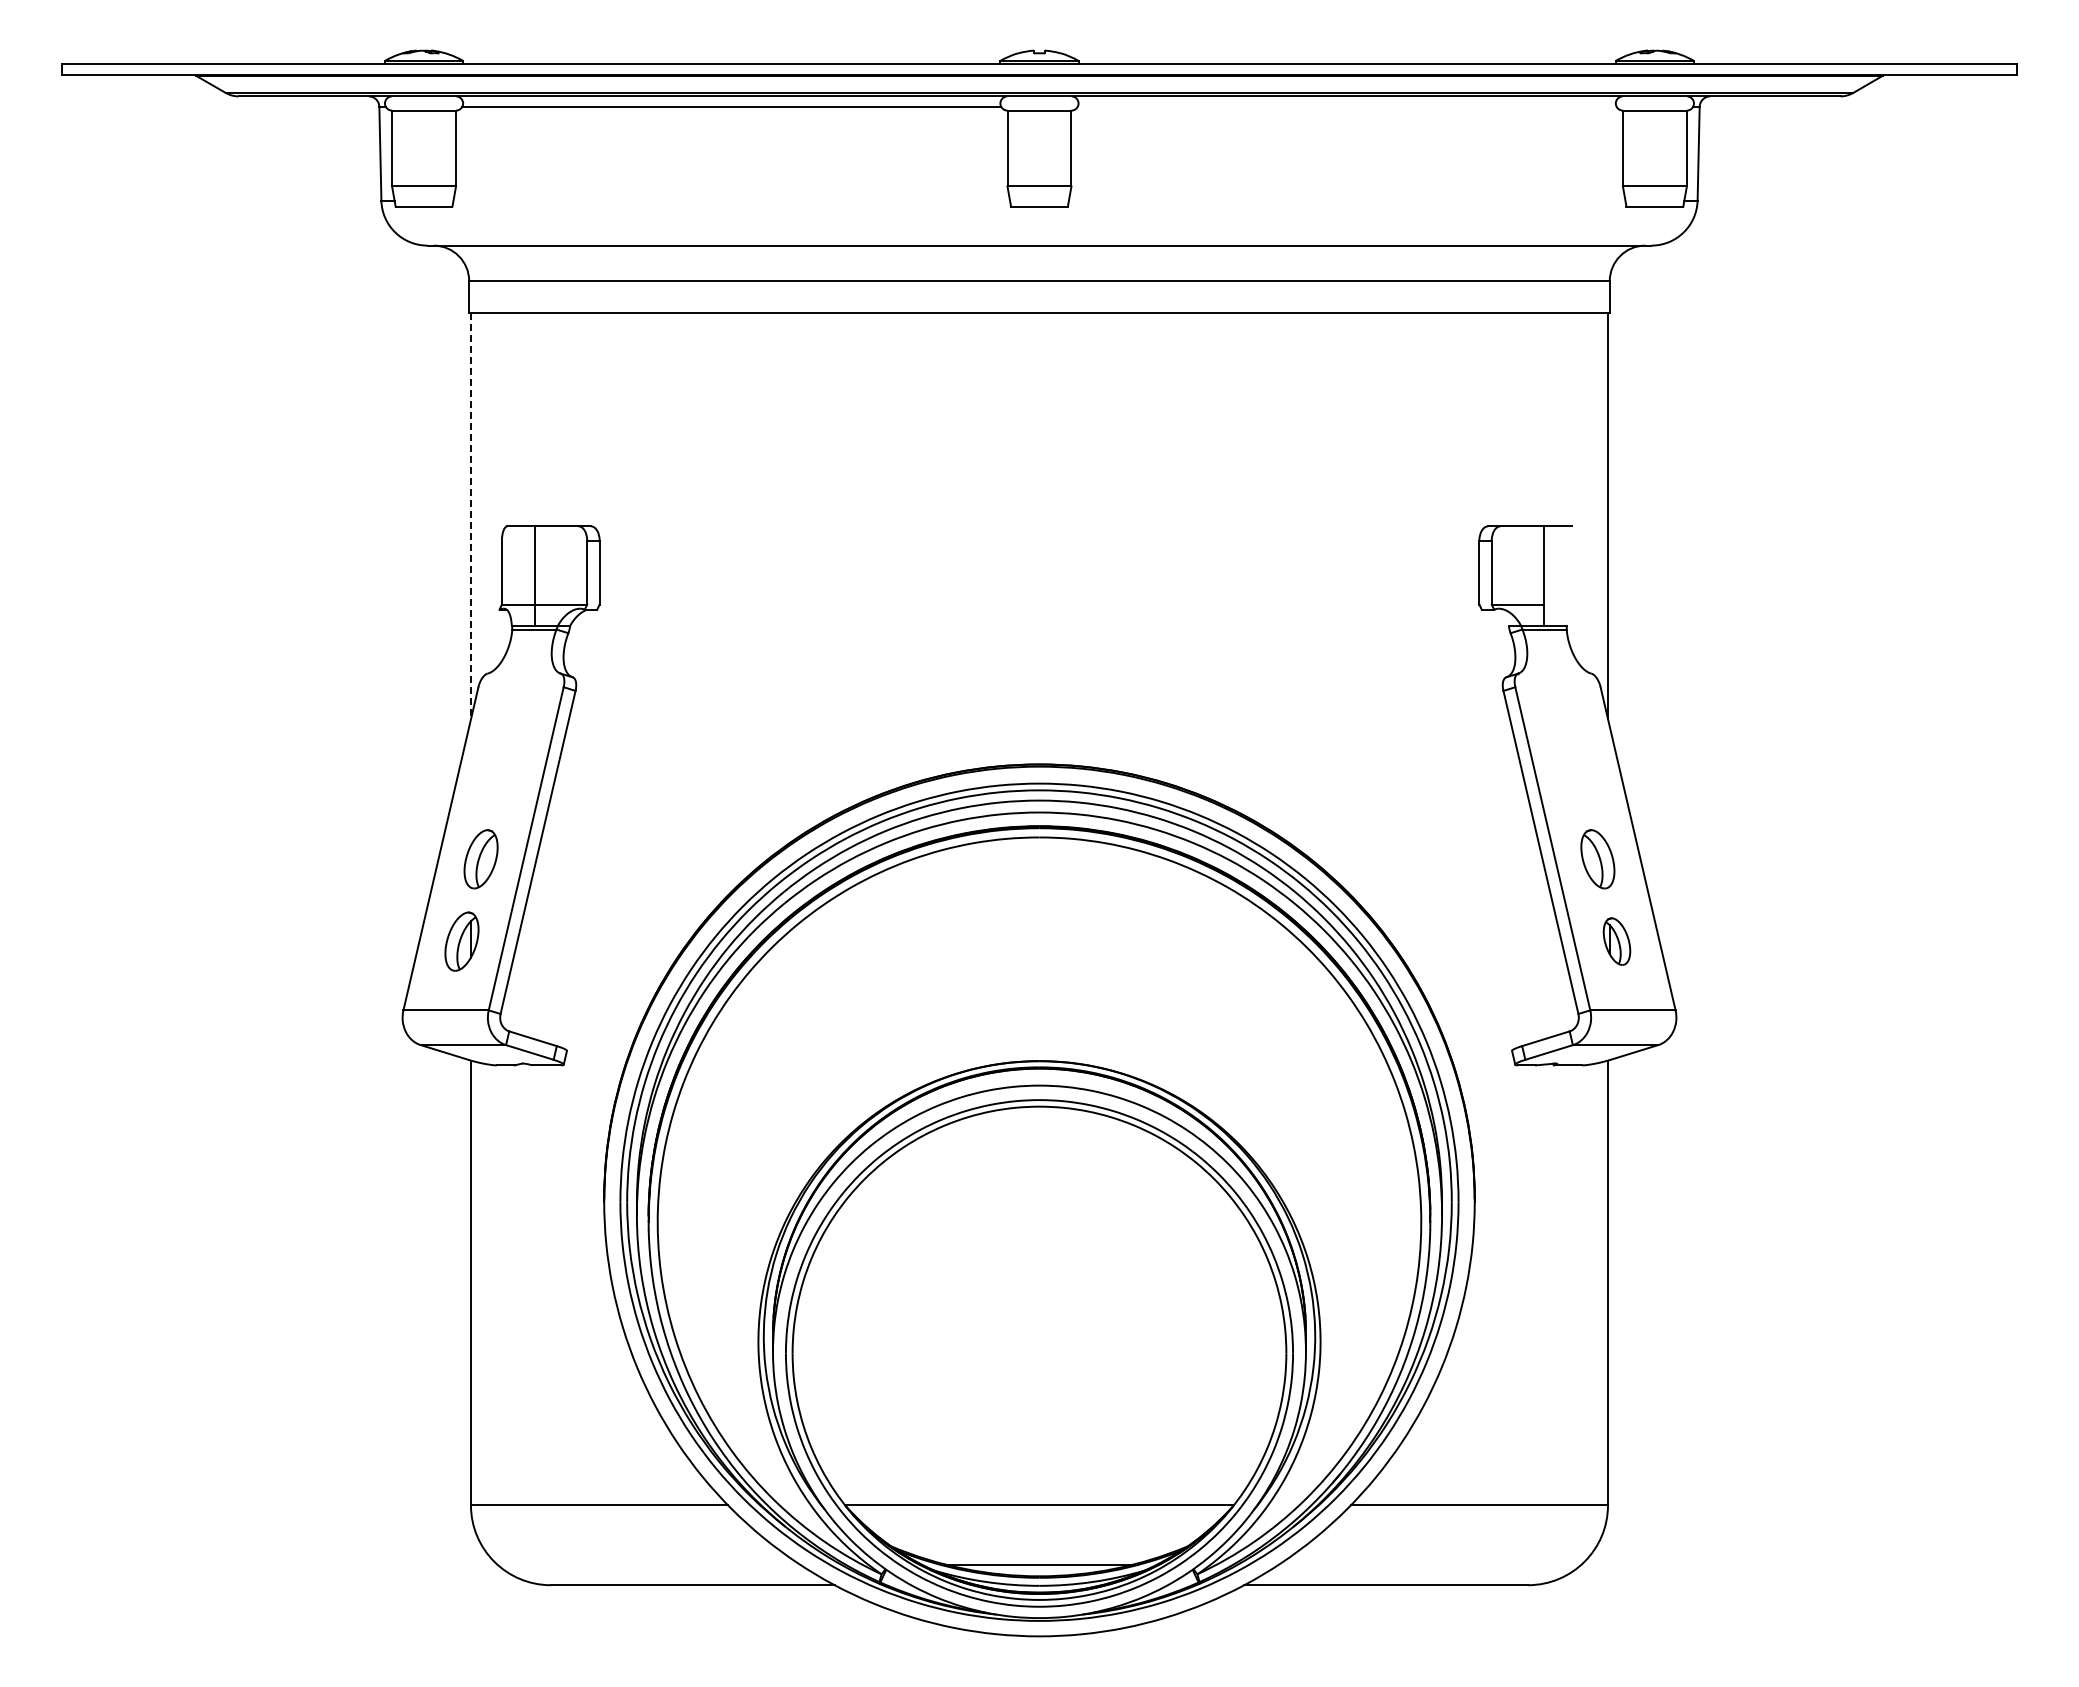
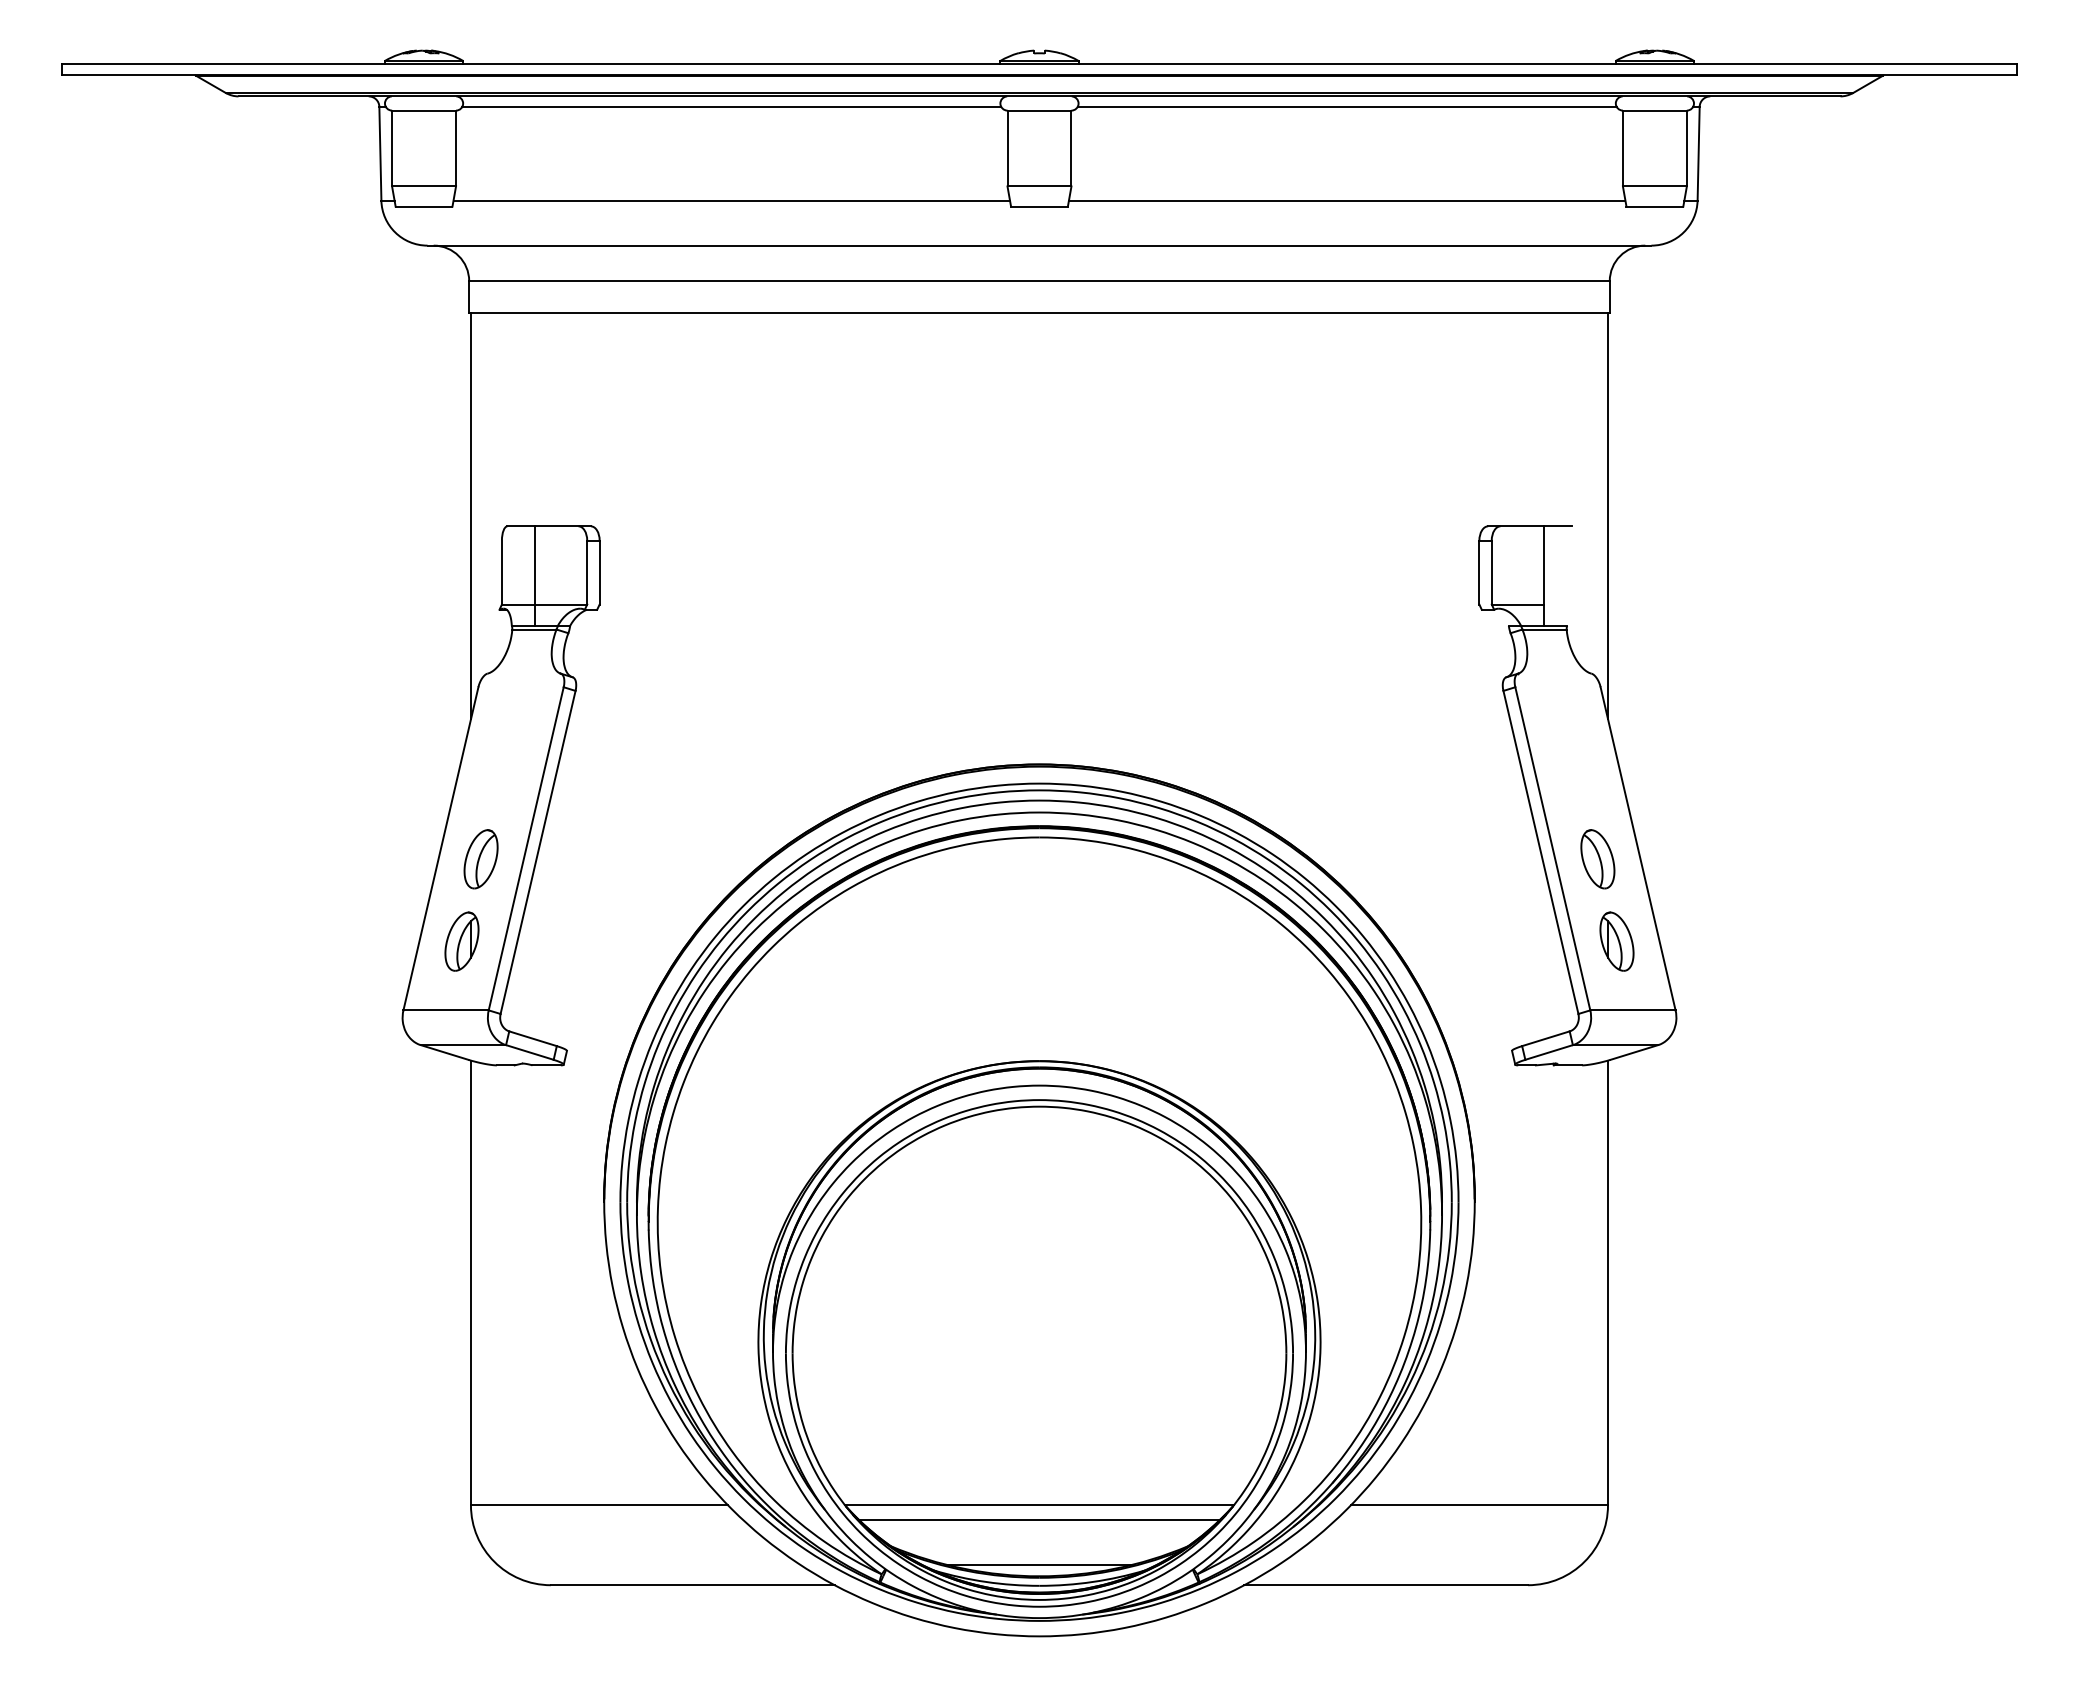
line: none -> present (1346, 106)
line: none -> present (731, 200)
line: none -> present (1346, 200)
line: dashed -> solid (470, 516)
part size: 30x49 px -> 36x61 px (1616, 941)
line: none -> present (1039, 1520)
